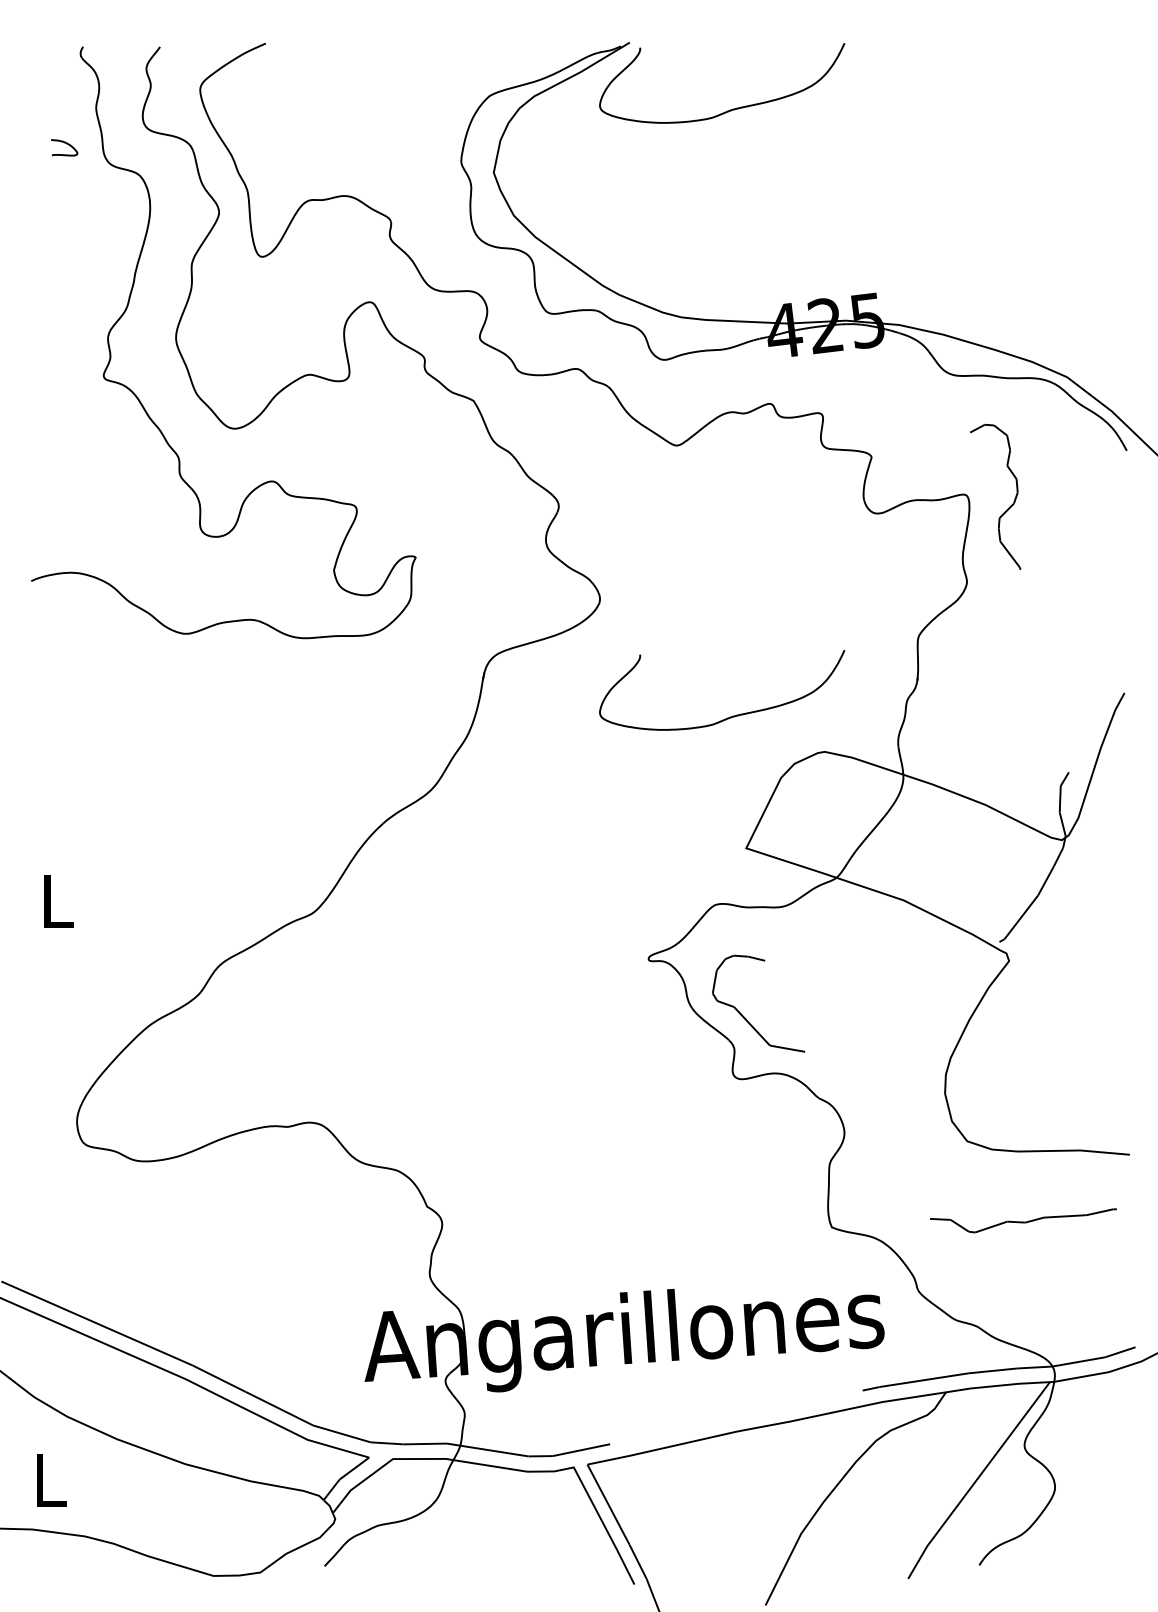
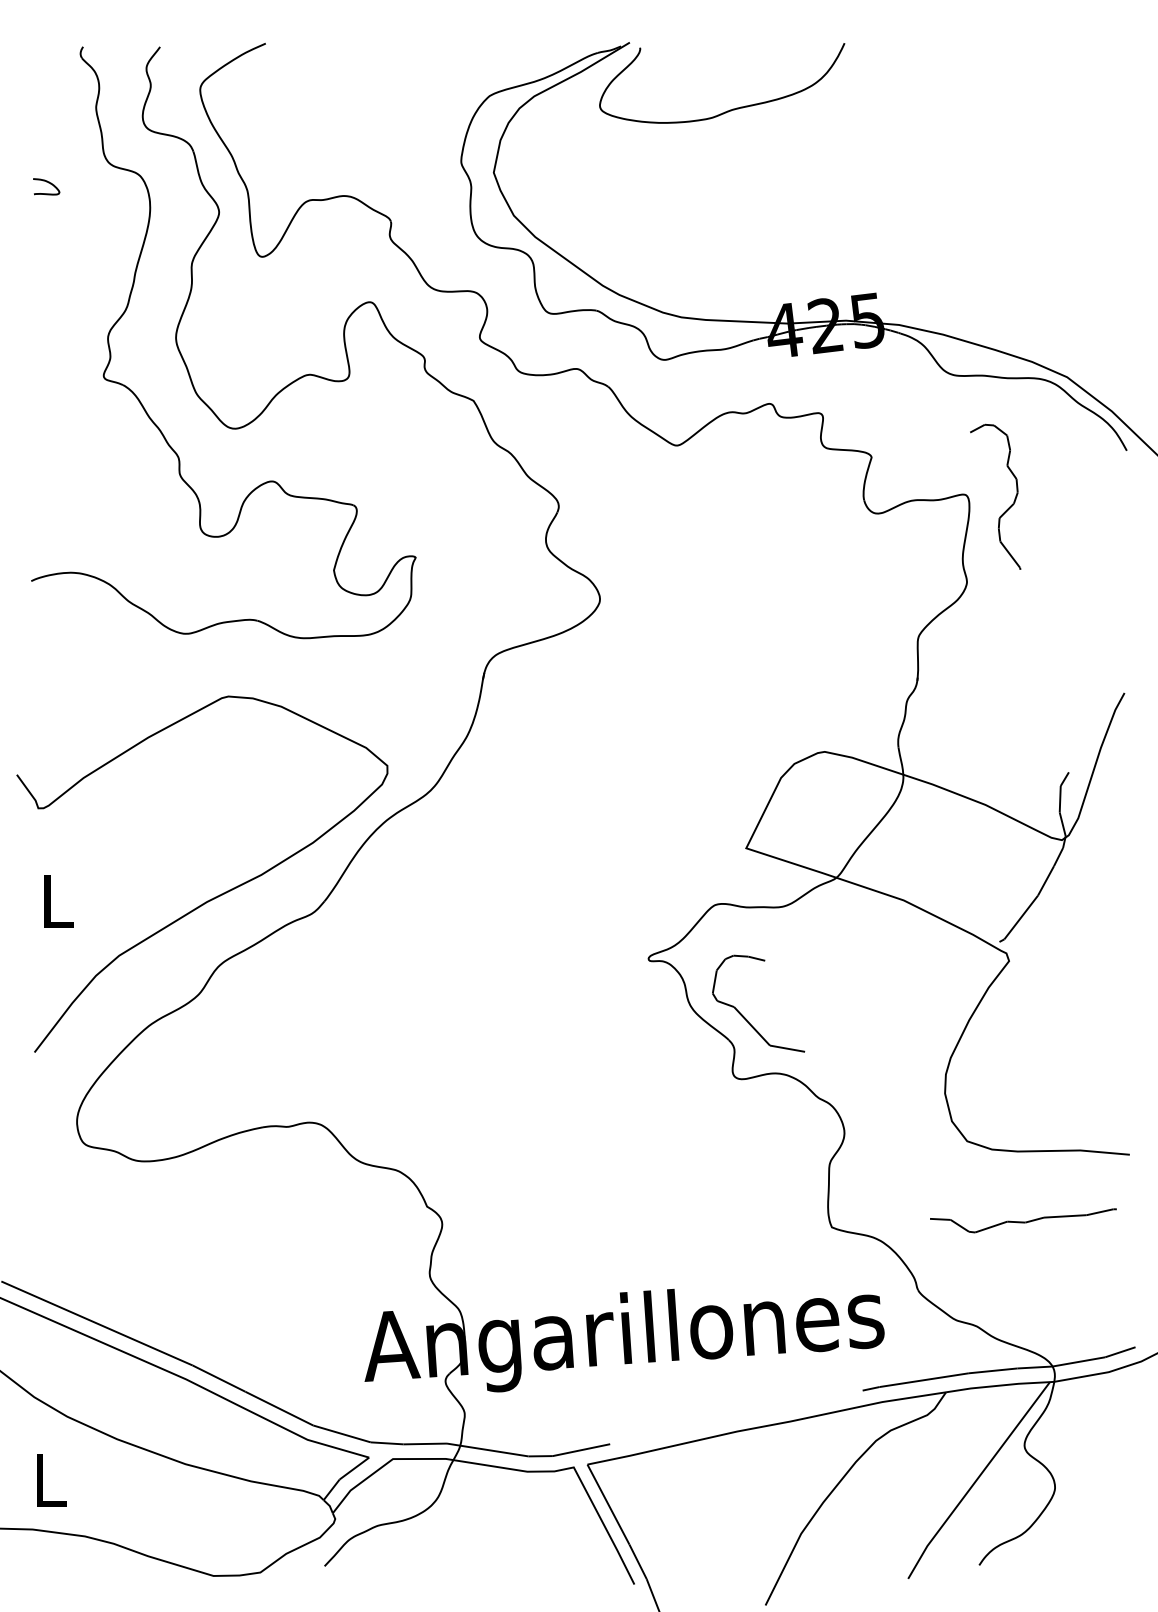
curve position: (66, 144) -> (48, 183) (48, 183)
curve: present -> none (730, 716)
curve: none -> present (213, 897)
